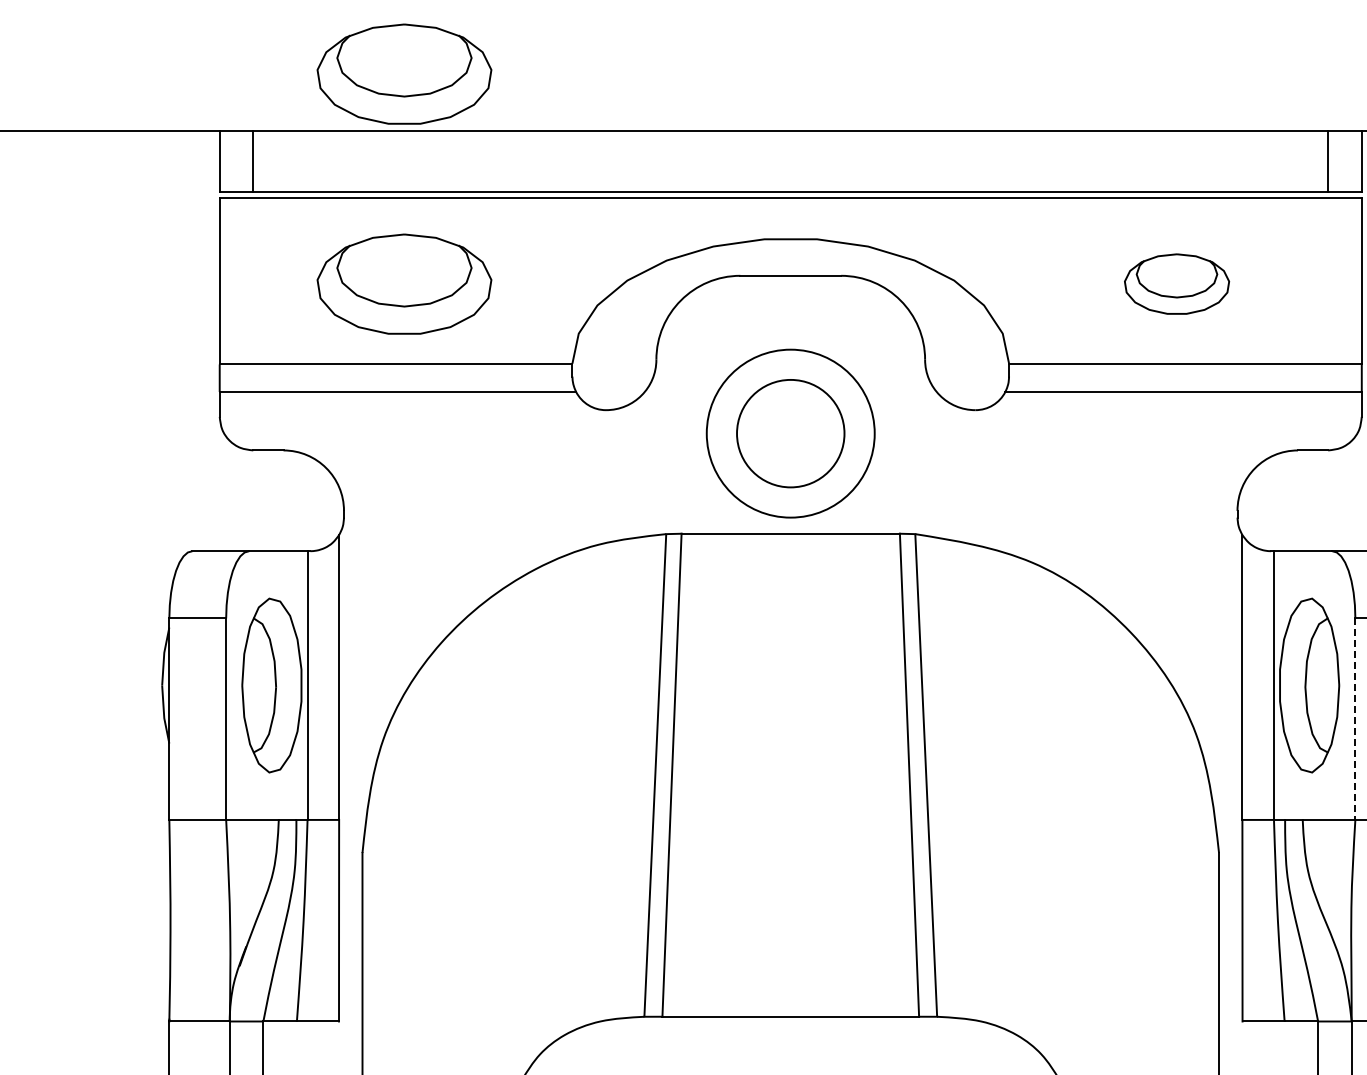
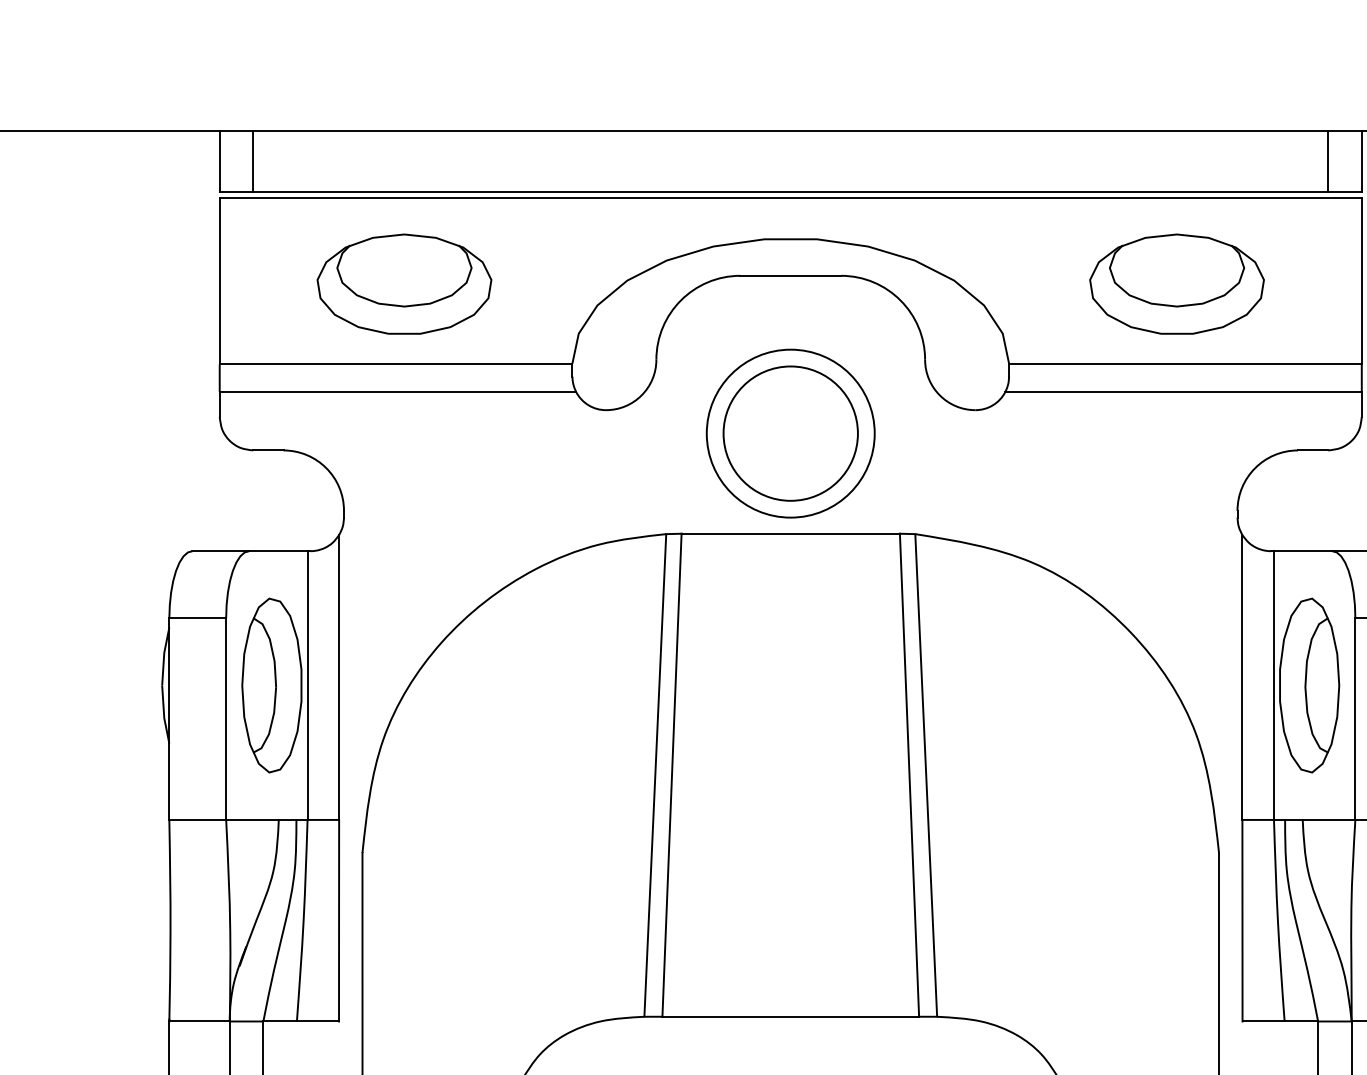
part: present -> none (404, 73)
part size: 107x62 px -> 176x102 px (1176, 283)
circle diameter: 107 px -> 134 px (790, 433)
line: dashed -> solid (1355, 719)
